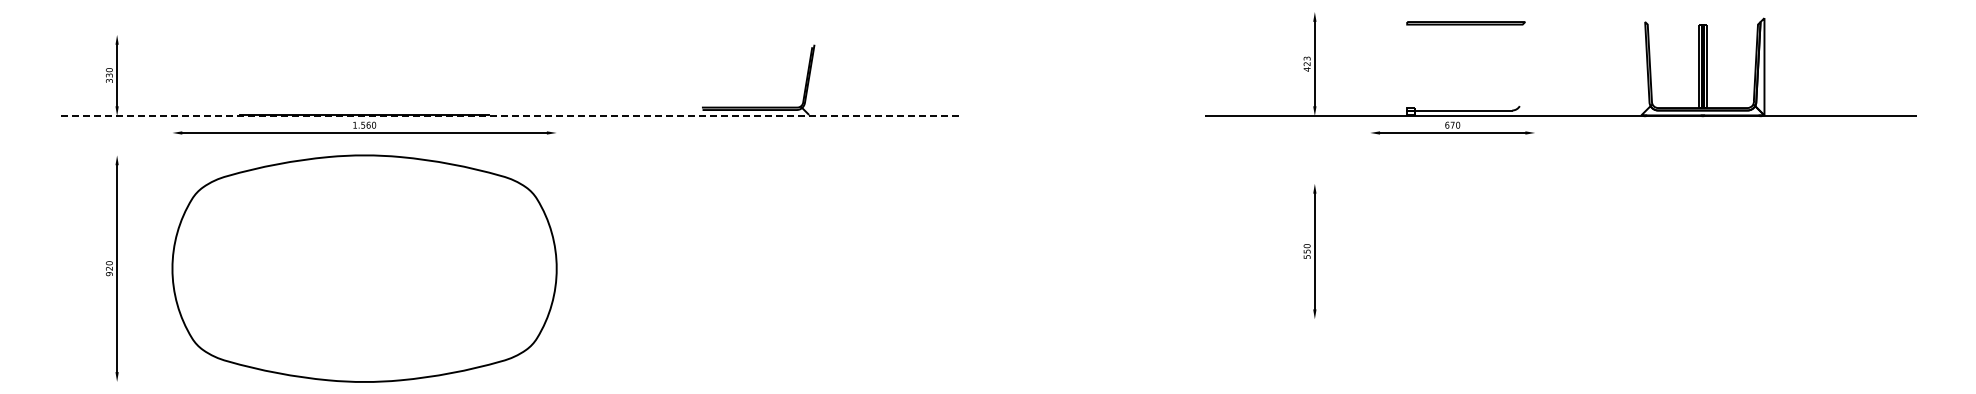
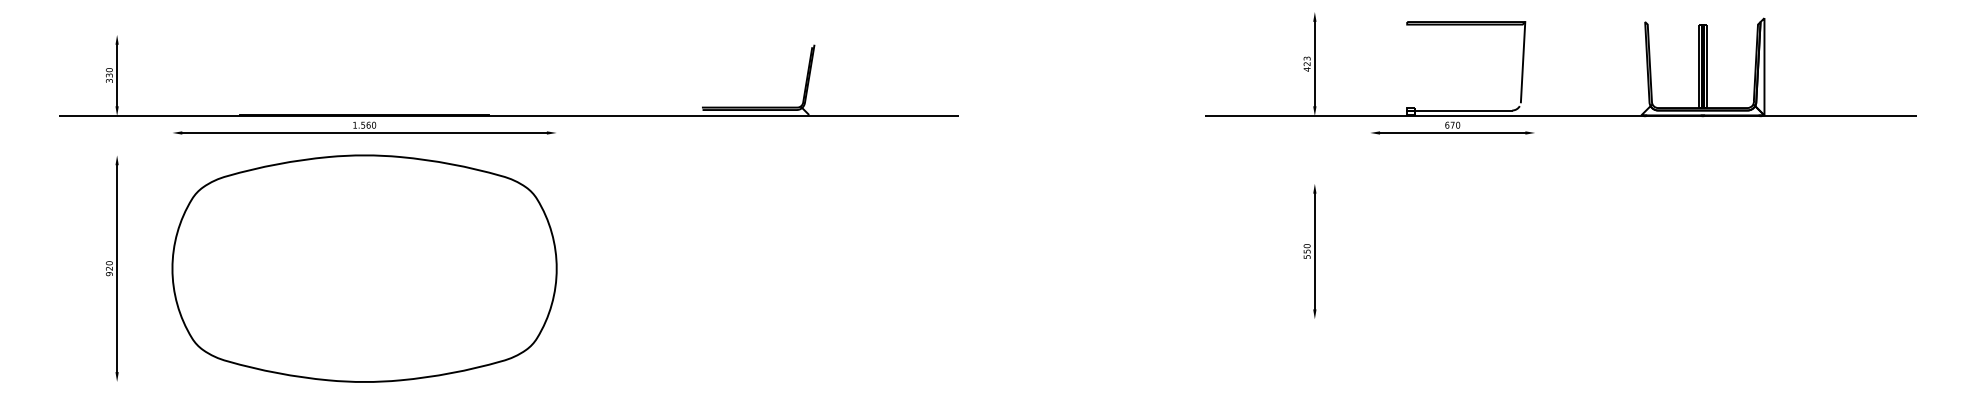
line: none -> present (1522, 62)
line: dashed -> solid (509, 116)
